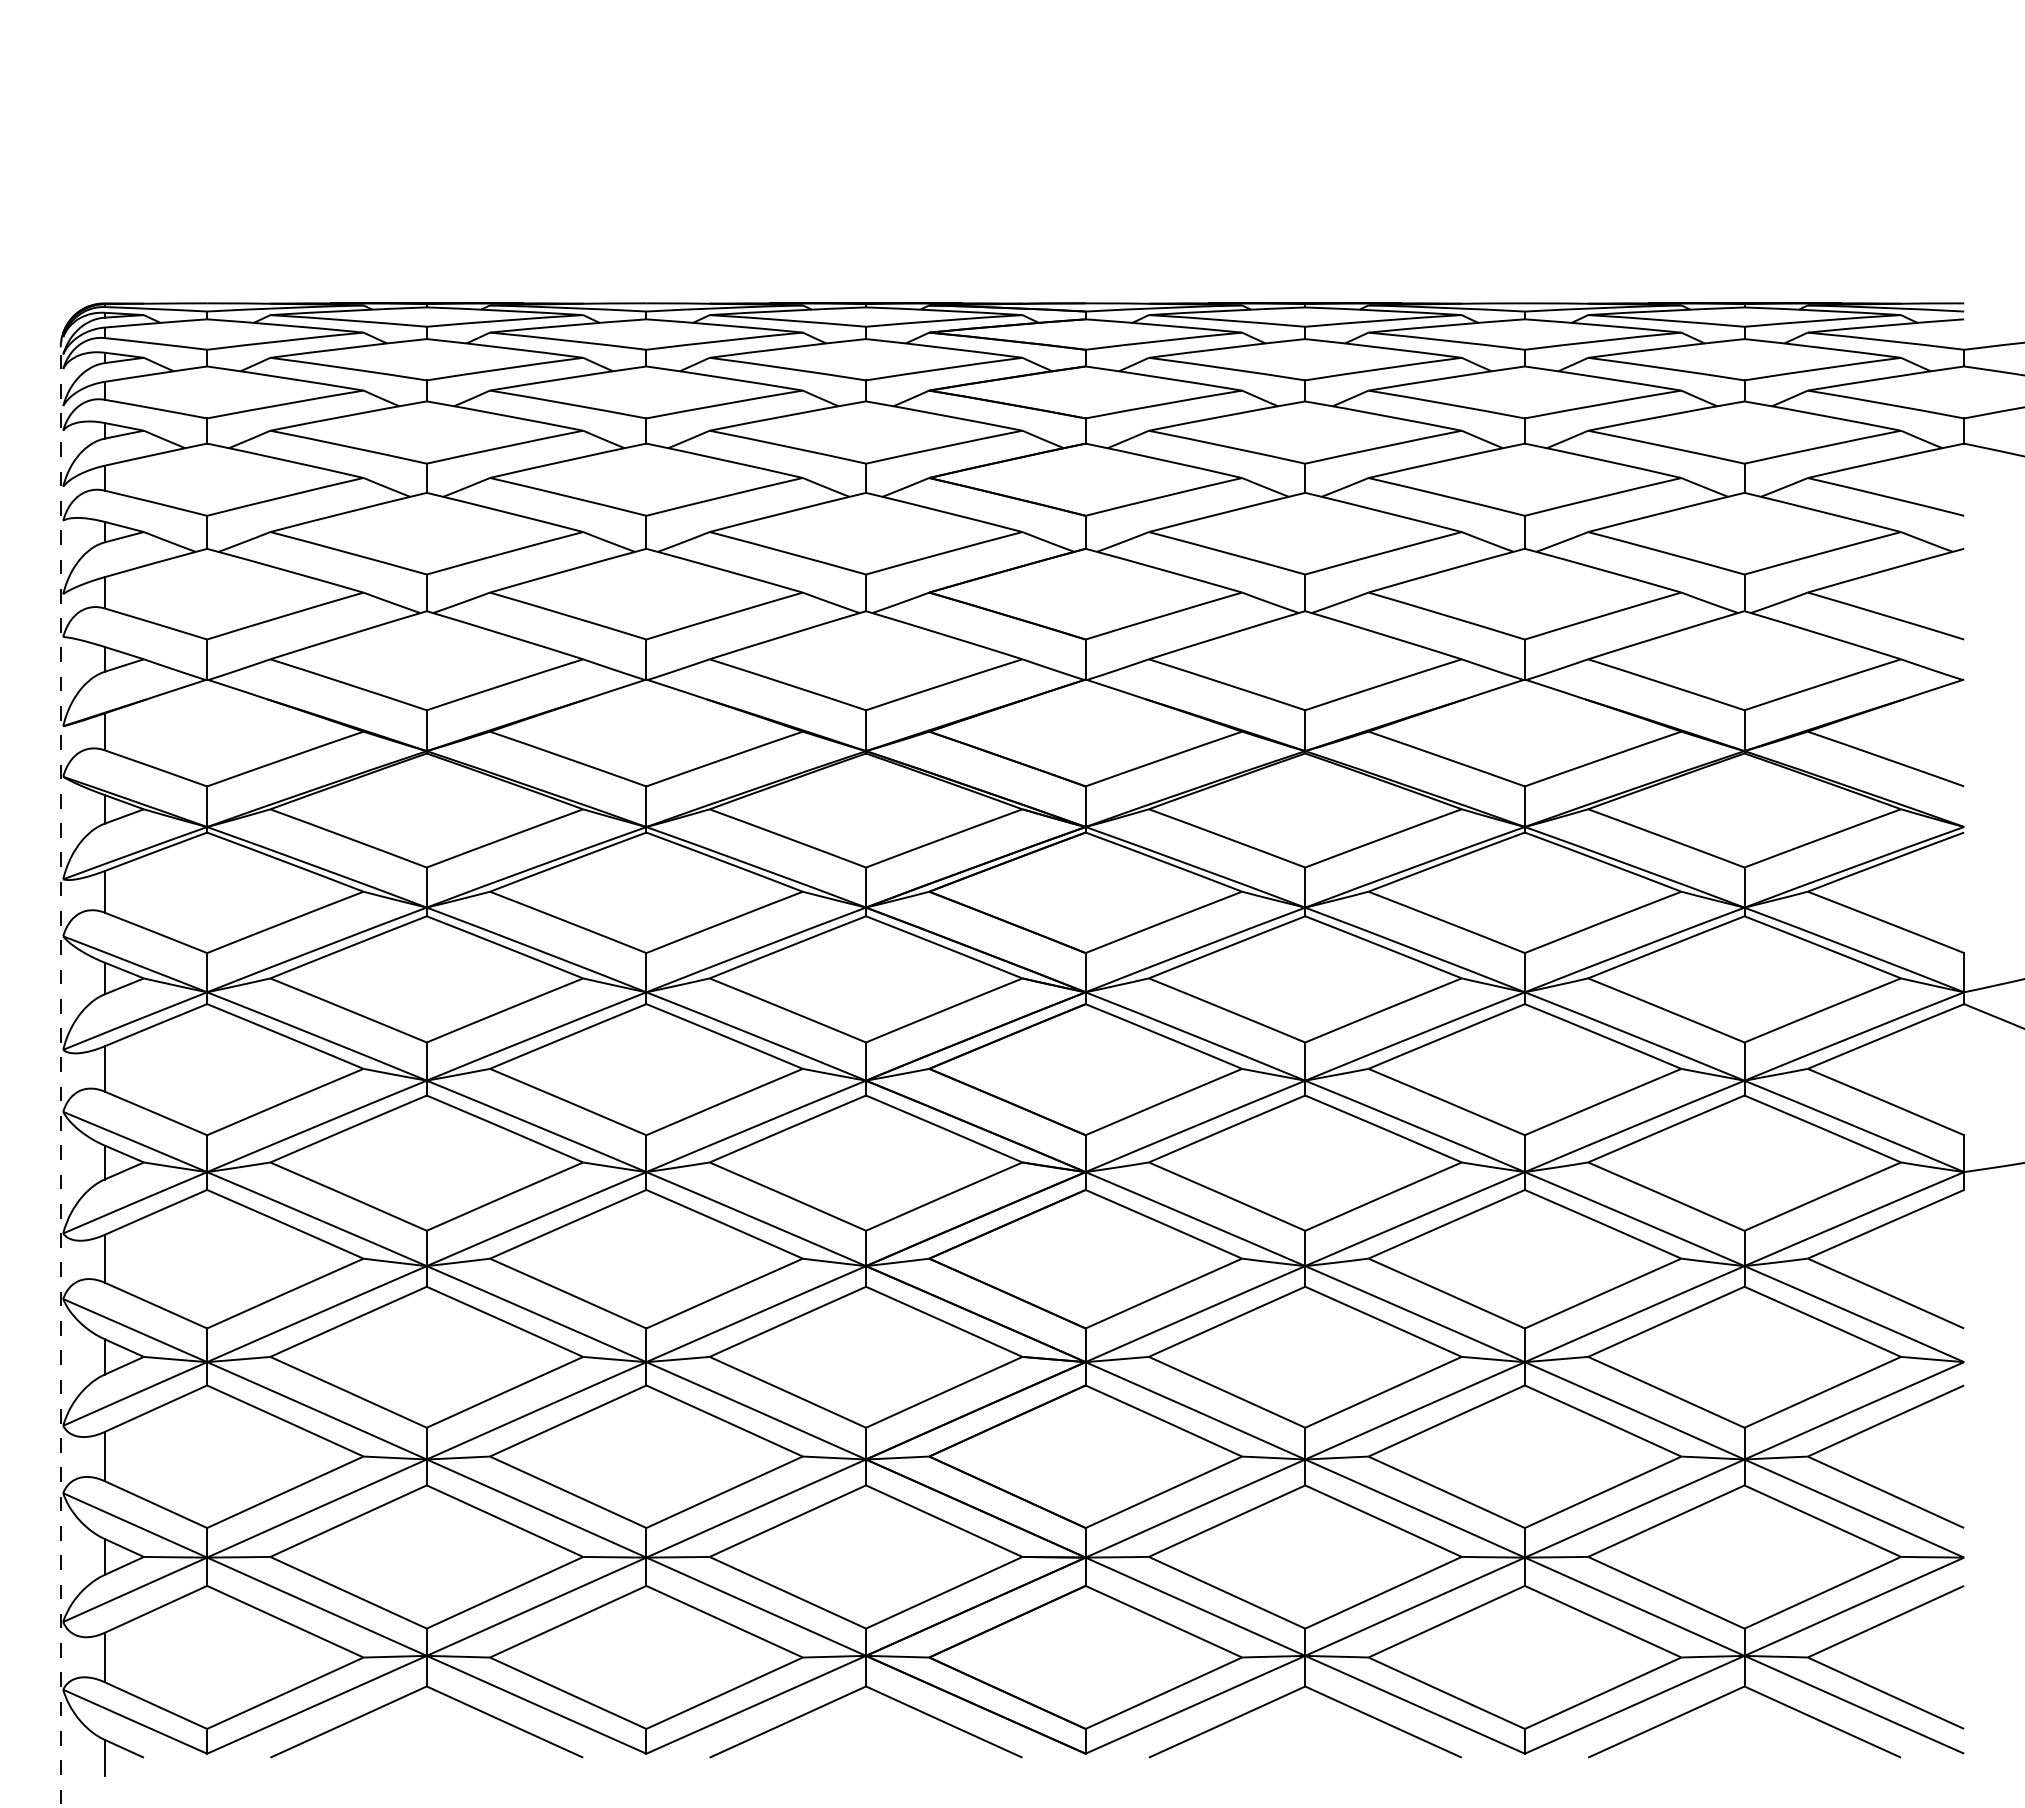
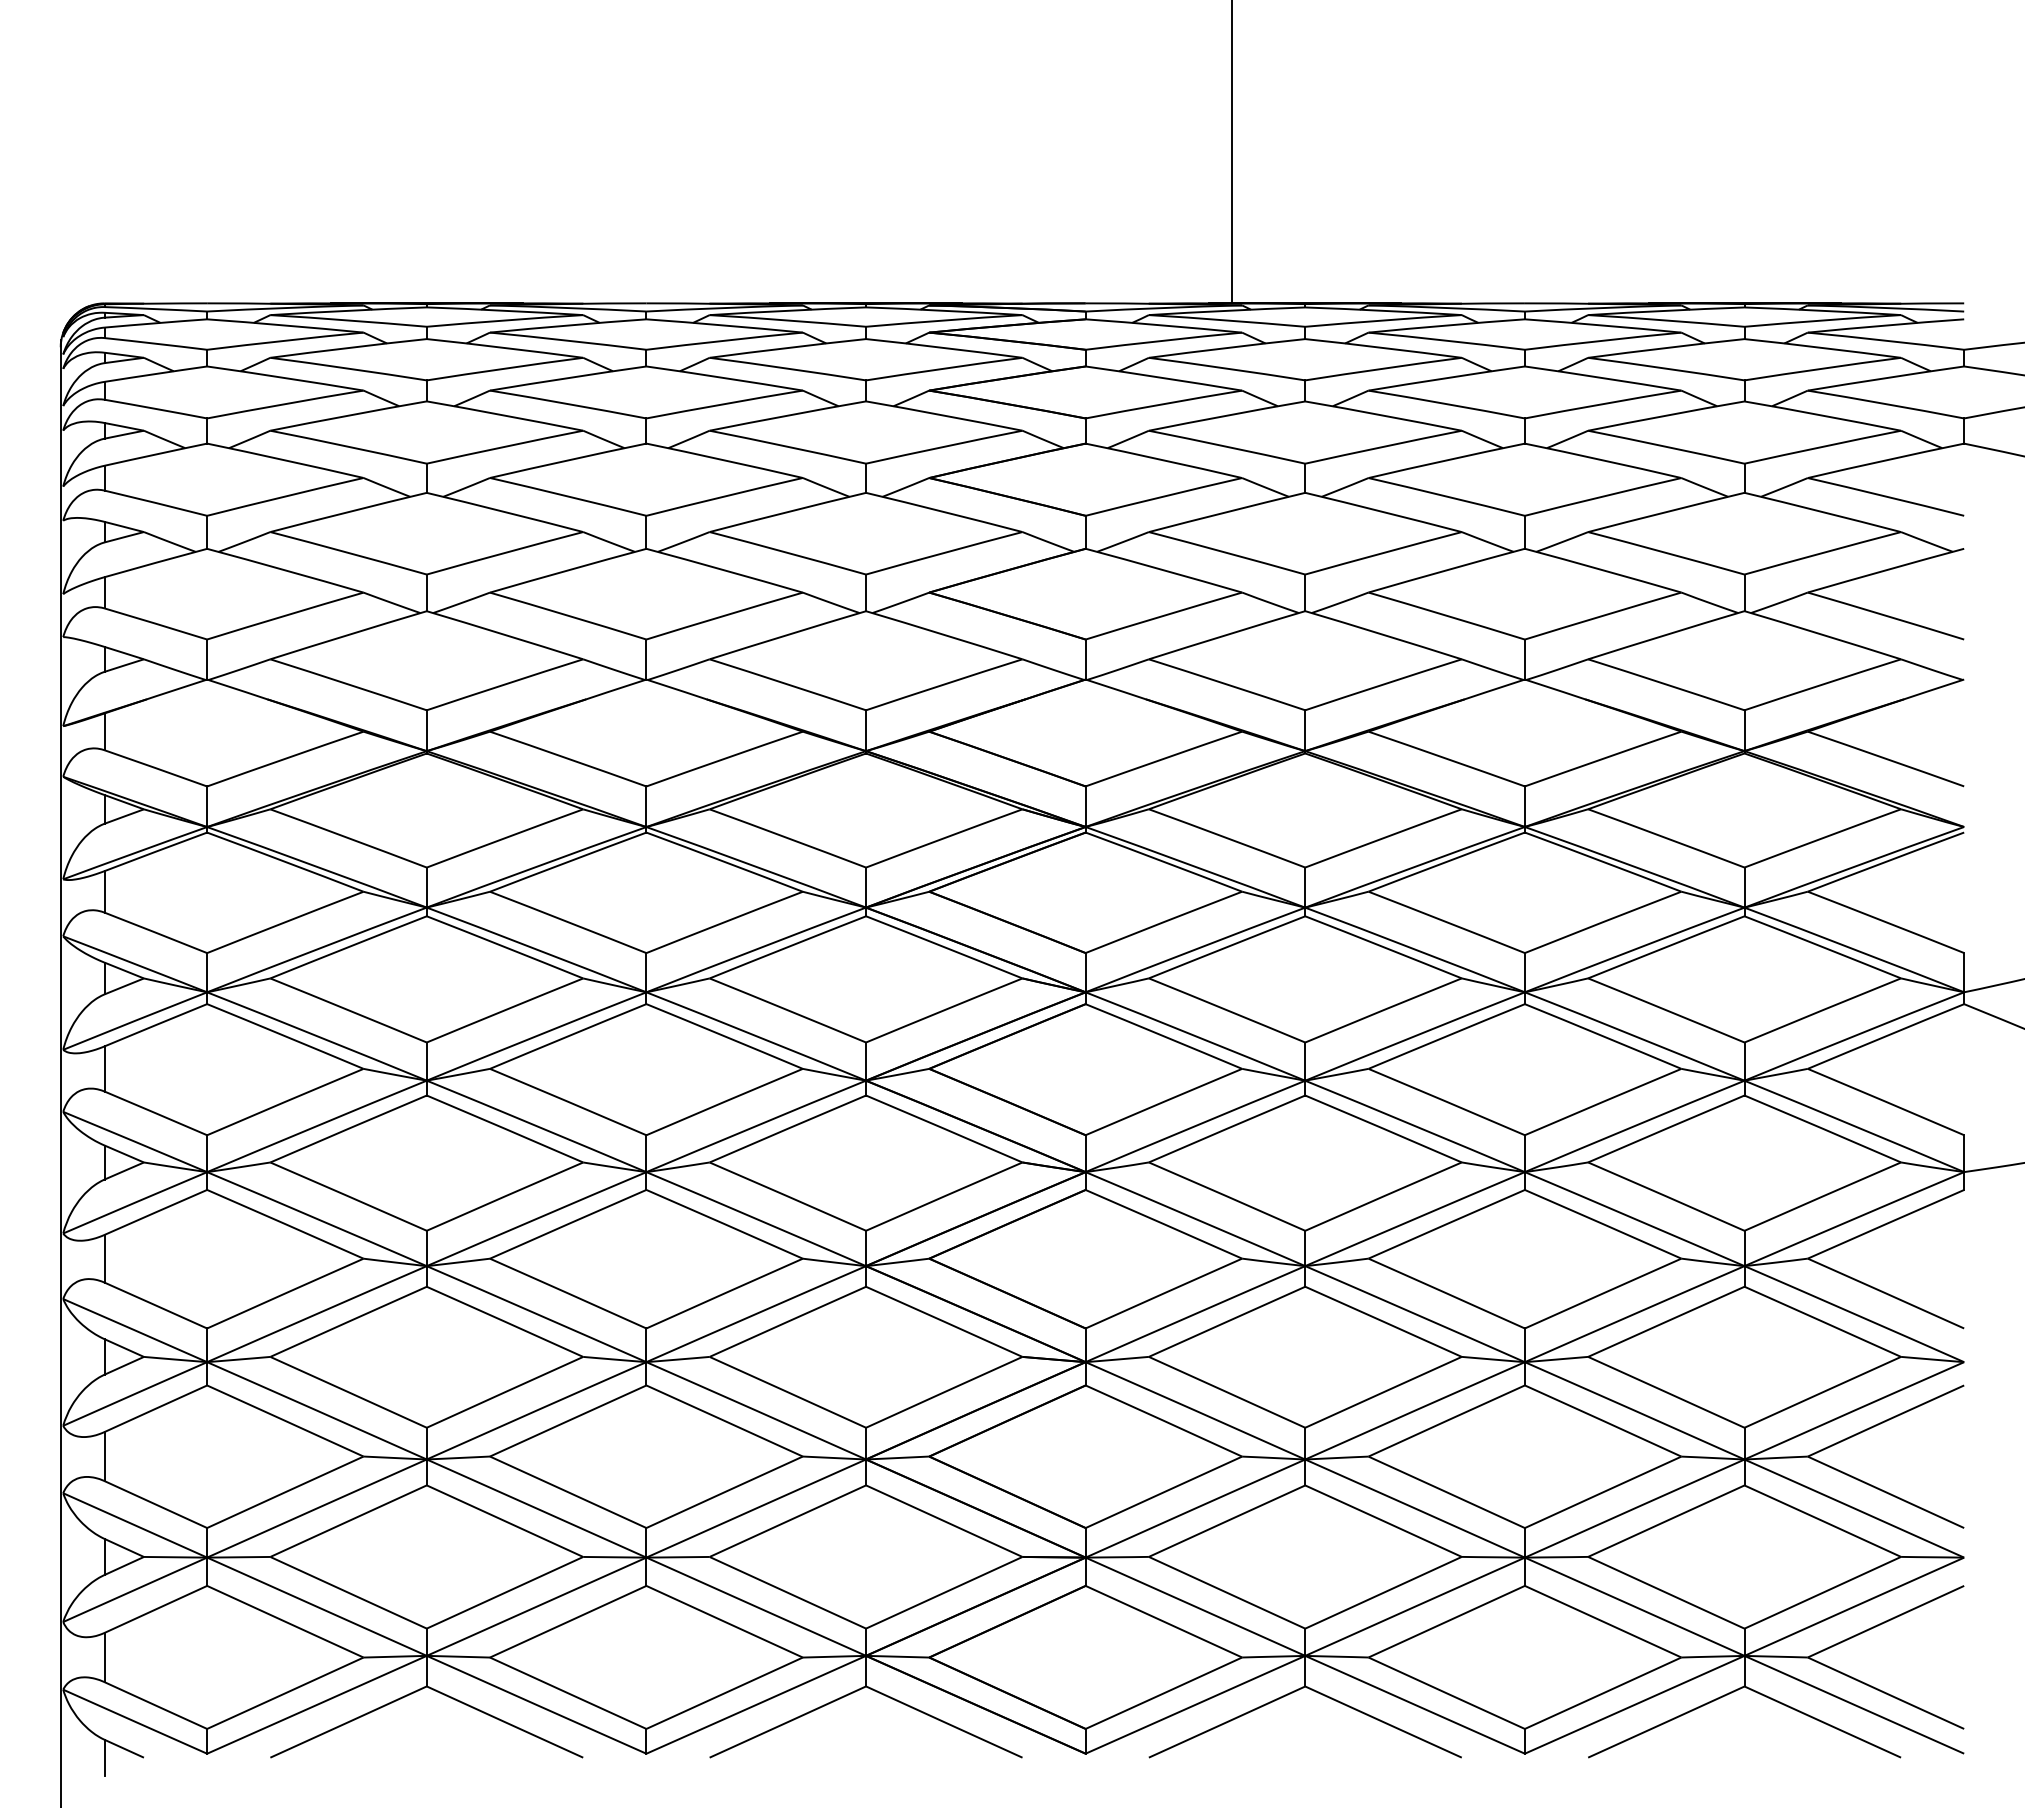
line: none -> present (1232, 152)
line: dashed -> solid (60, 1073)
